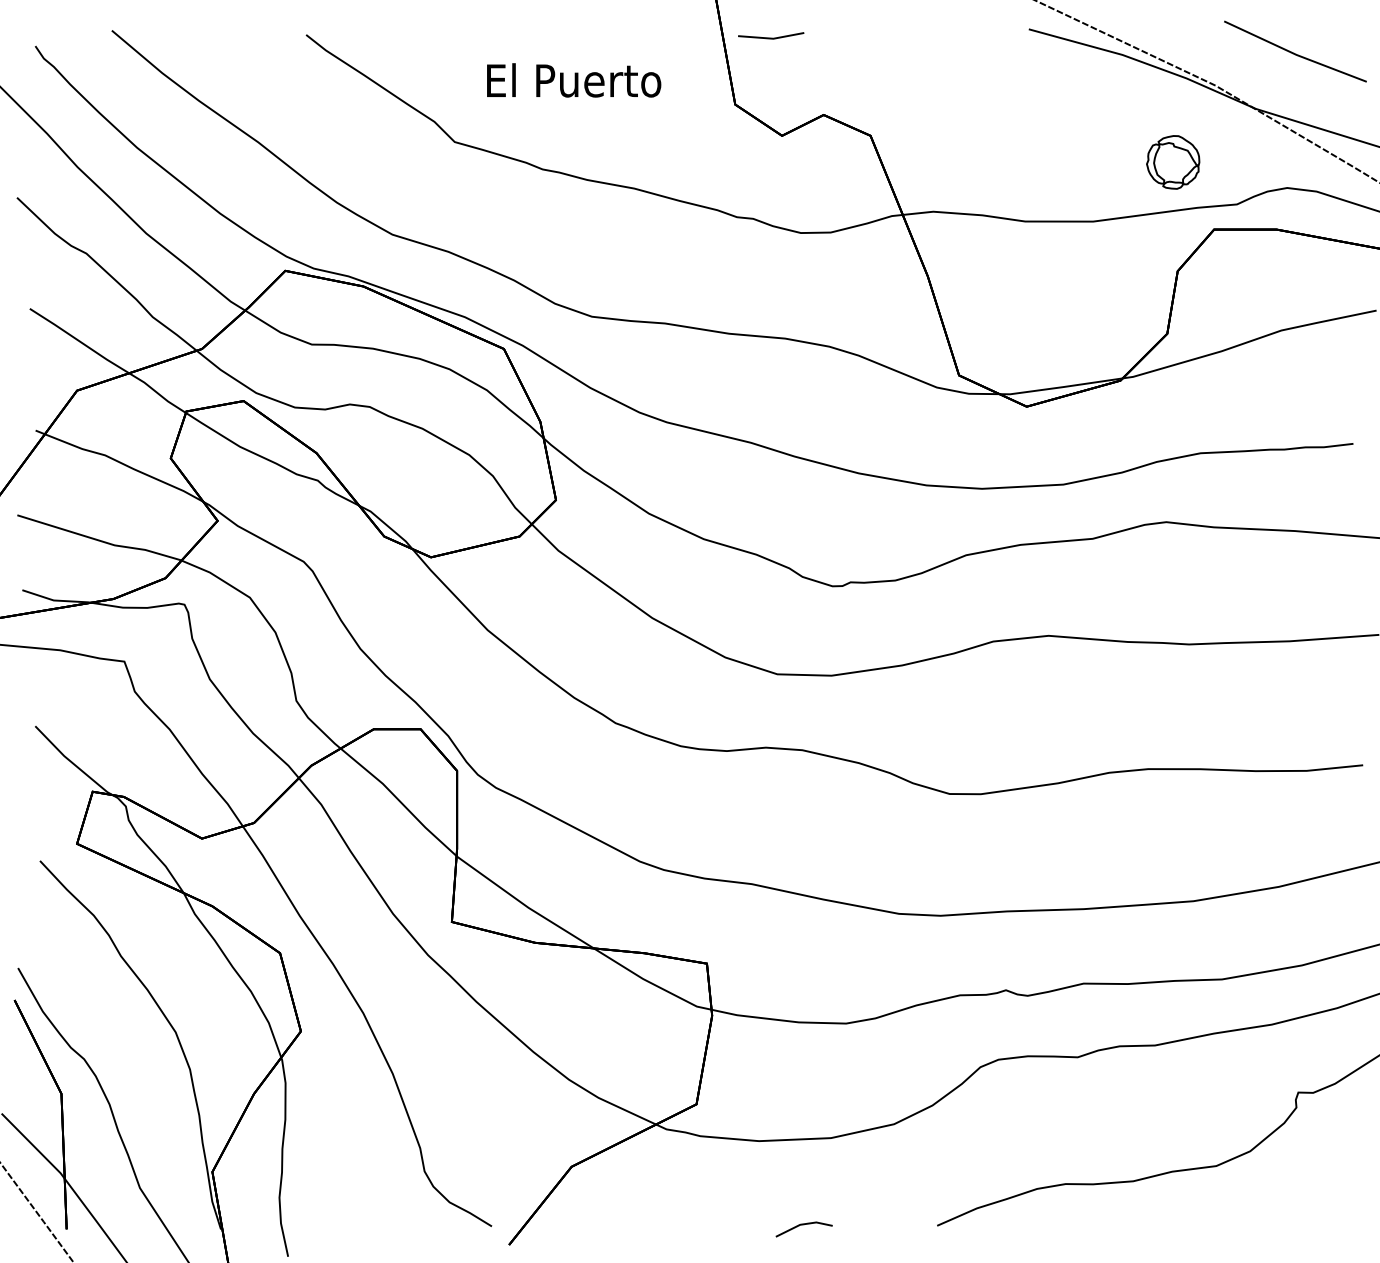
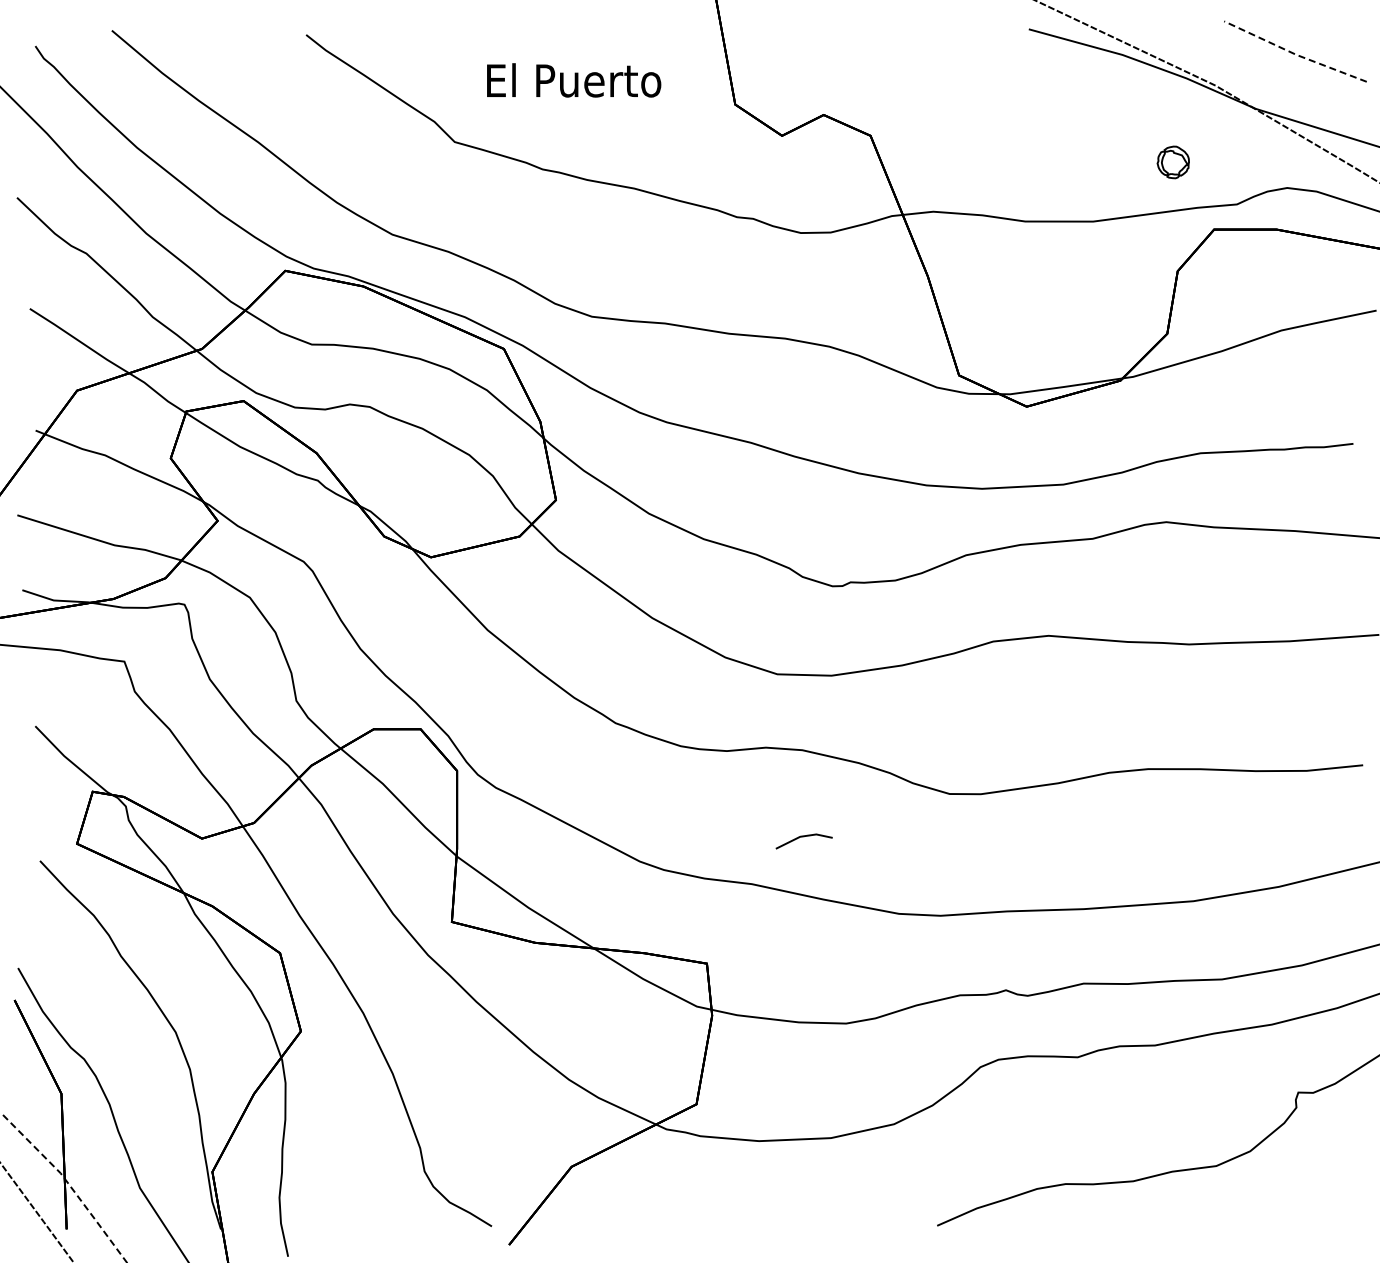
line: present -> none (771, 37)
line: solid -> dashed (1294, 54)
part size: 55x55 px -> 34x35 px (1172, 162)
line: solid -> dashed (68, 1184)
line position: (803, 1225) -> (803, 837) (803, 837)
